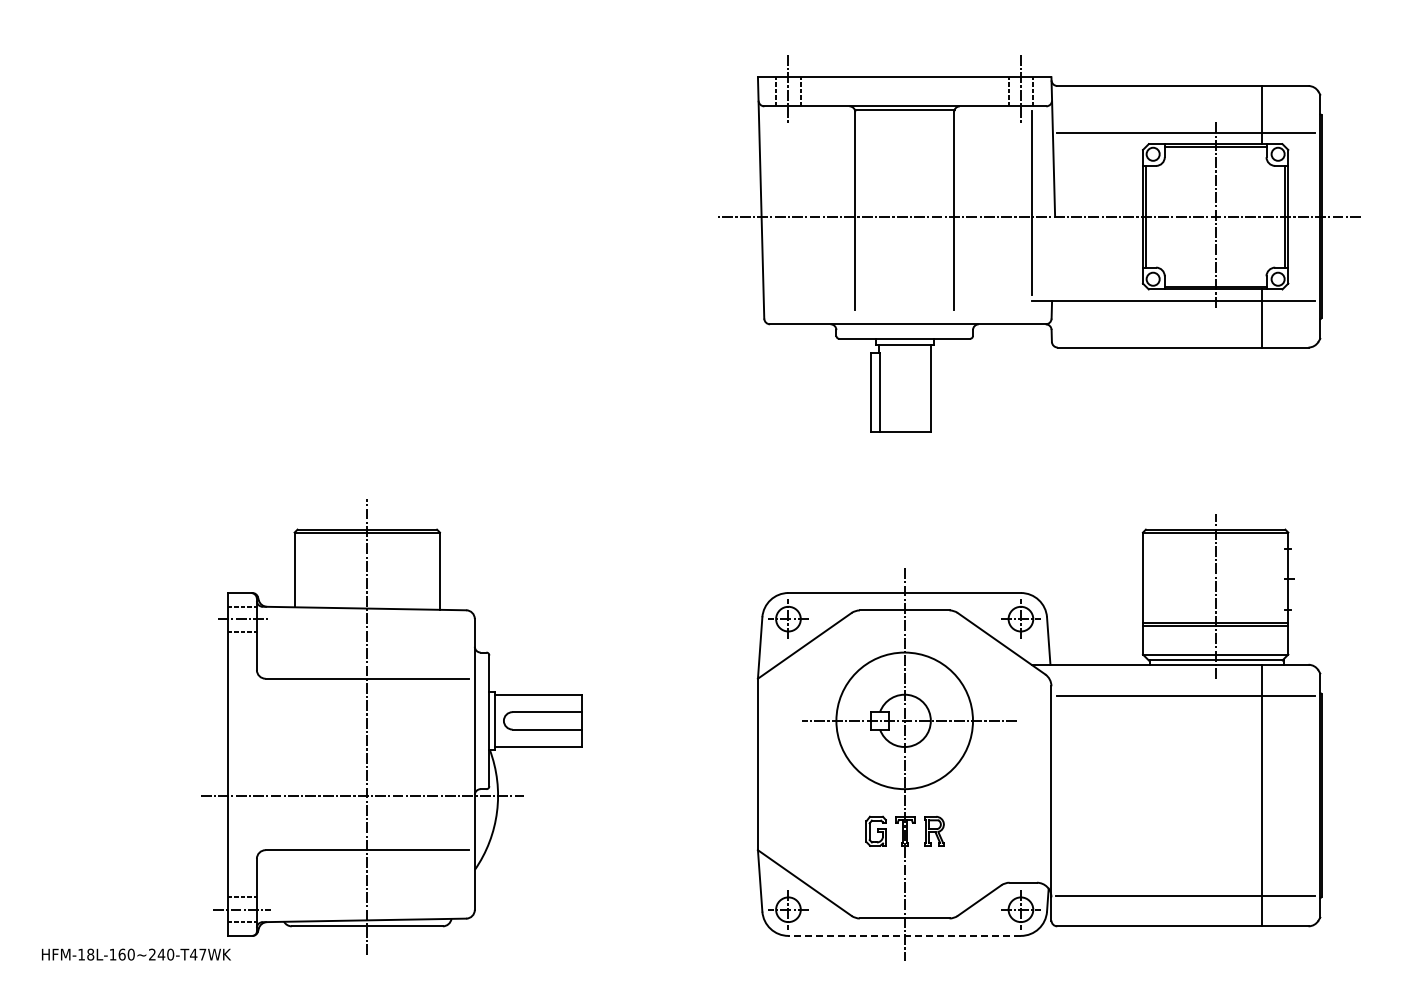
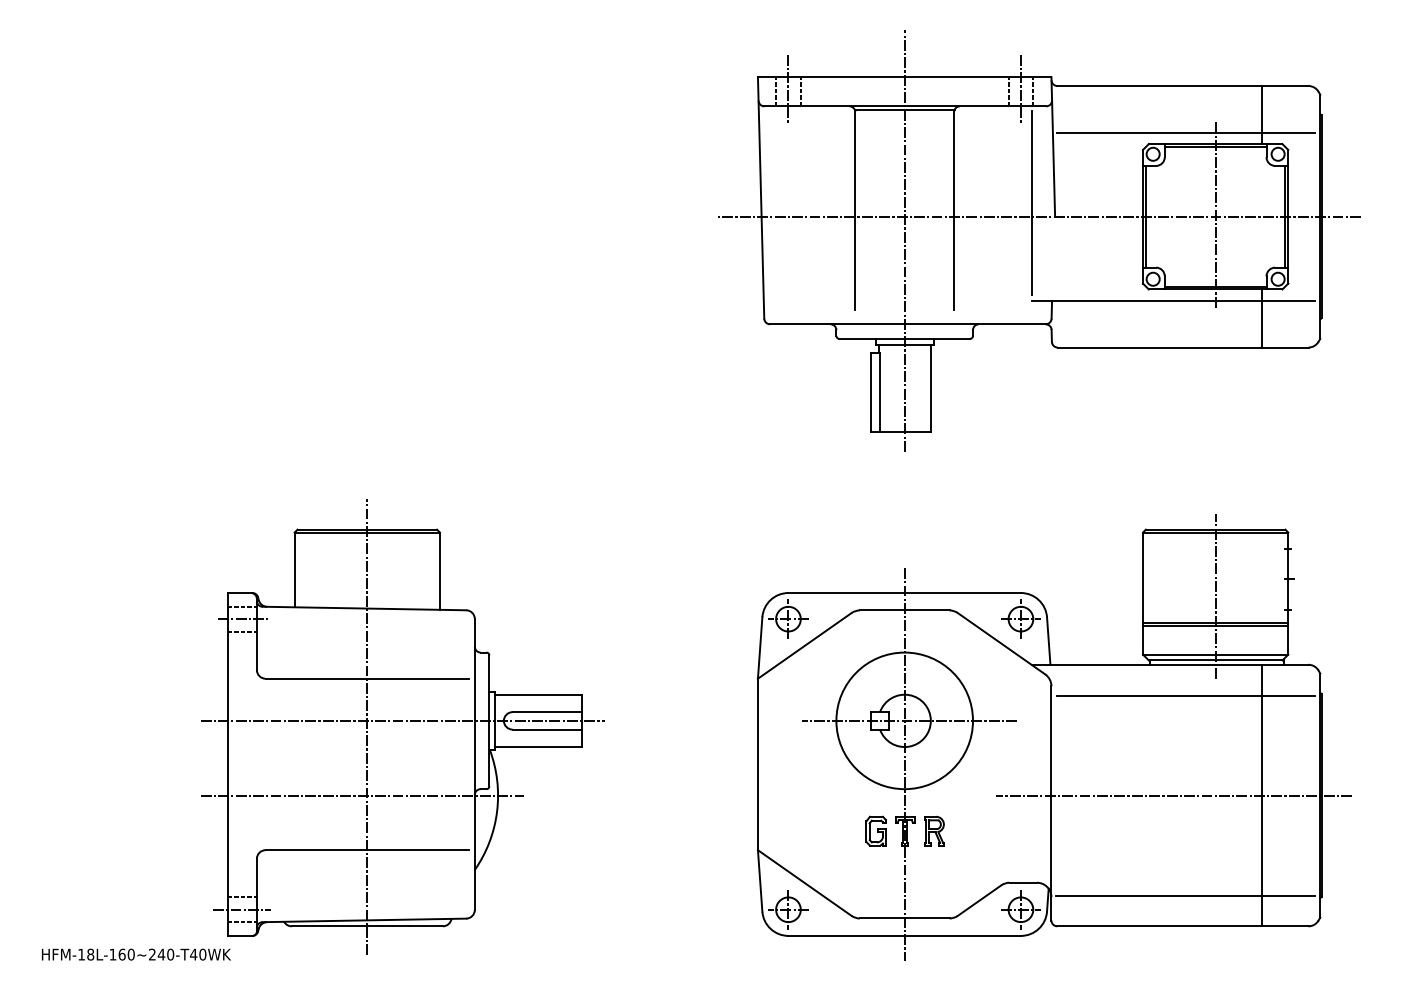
line: none -> present (904, 240)
line: none -> present (402, 720)
line: none -> present (1173, 795)
line: dashed -> solid (904, 935)
text: HFM-18L-160~240-T47WK -> HFM-18L-160~240-T40WK (202, 954)
